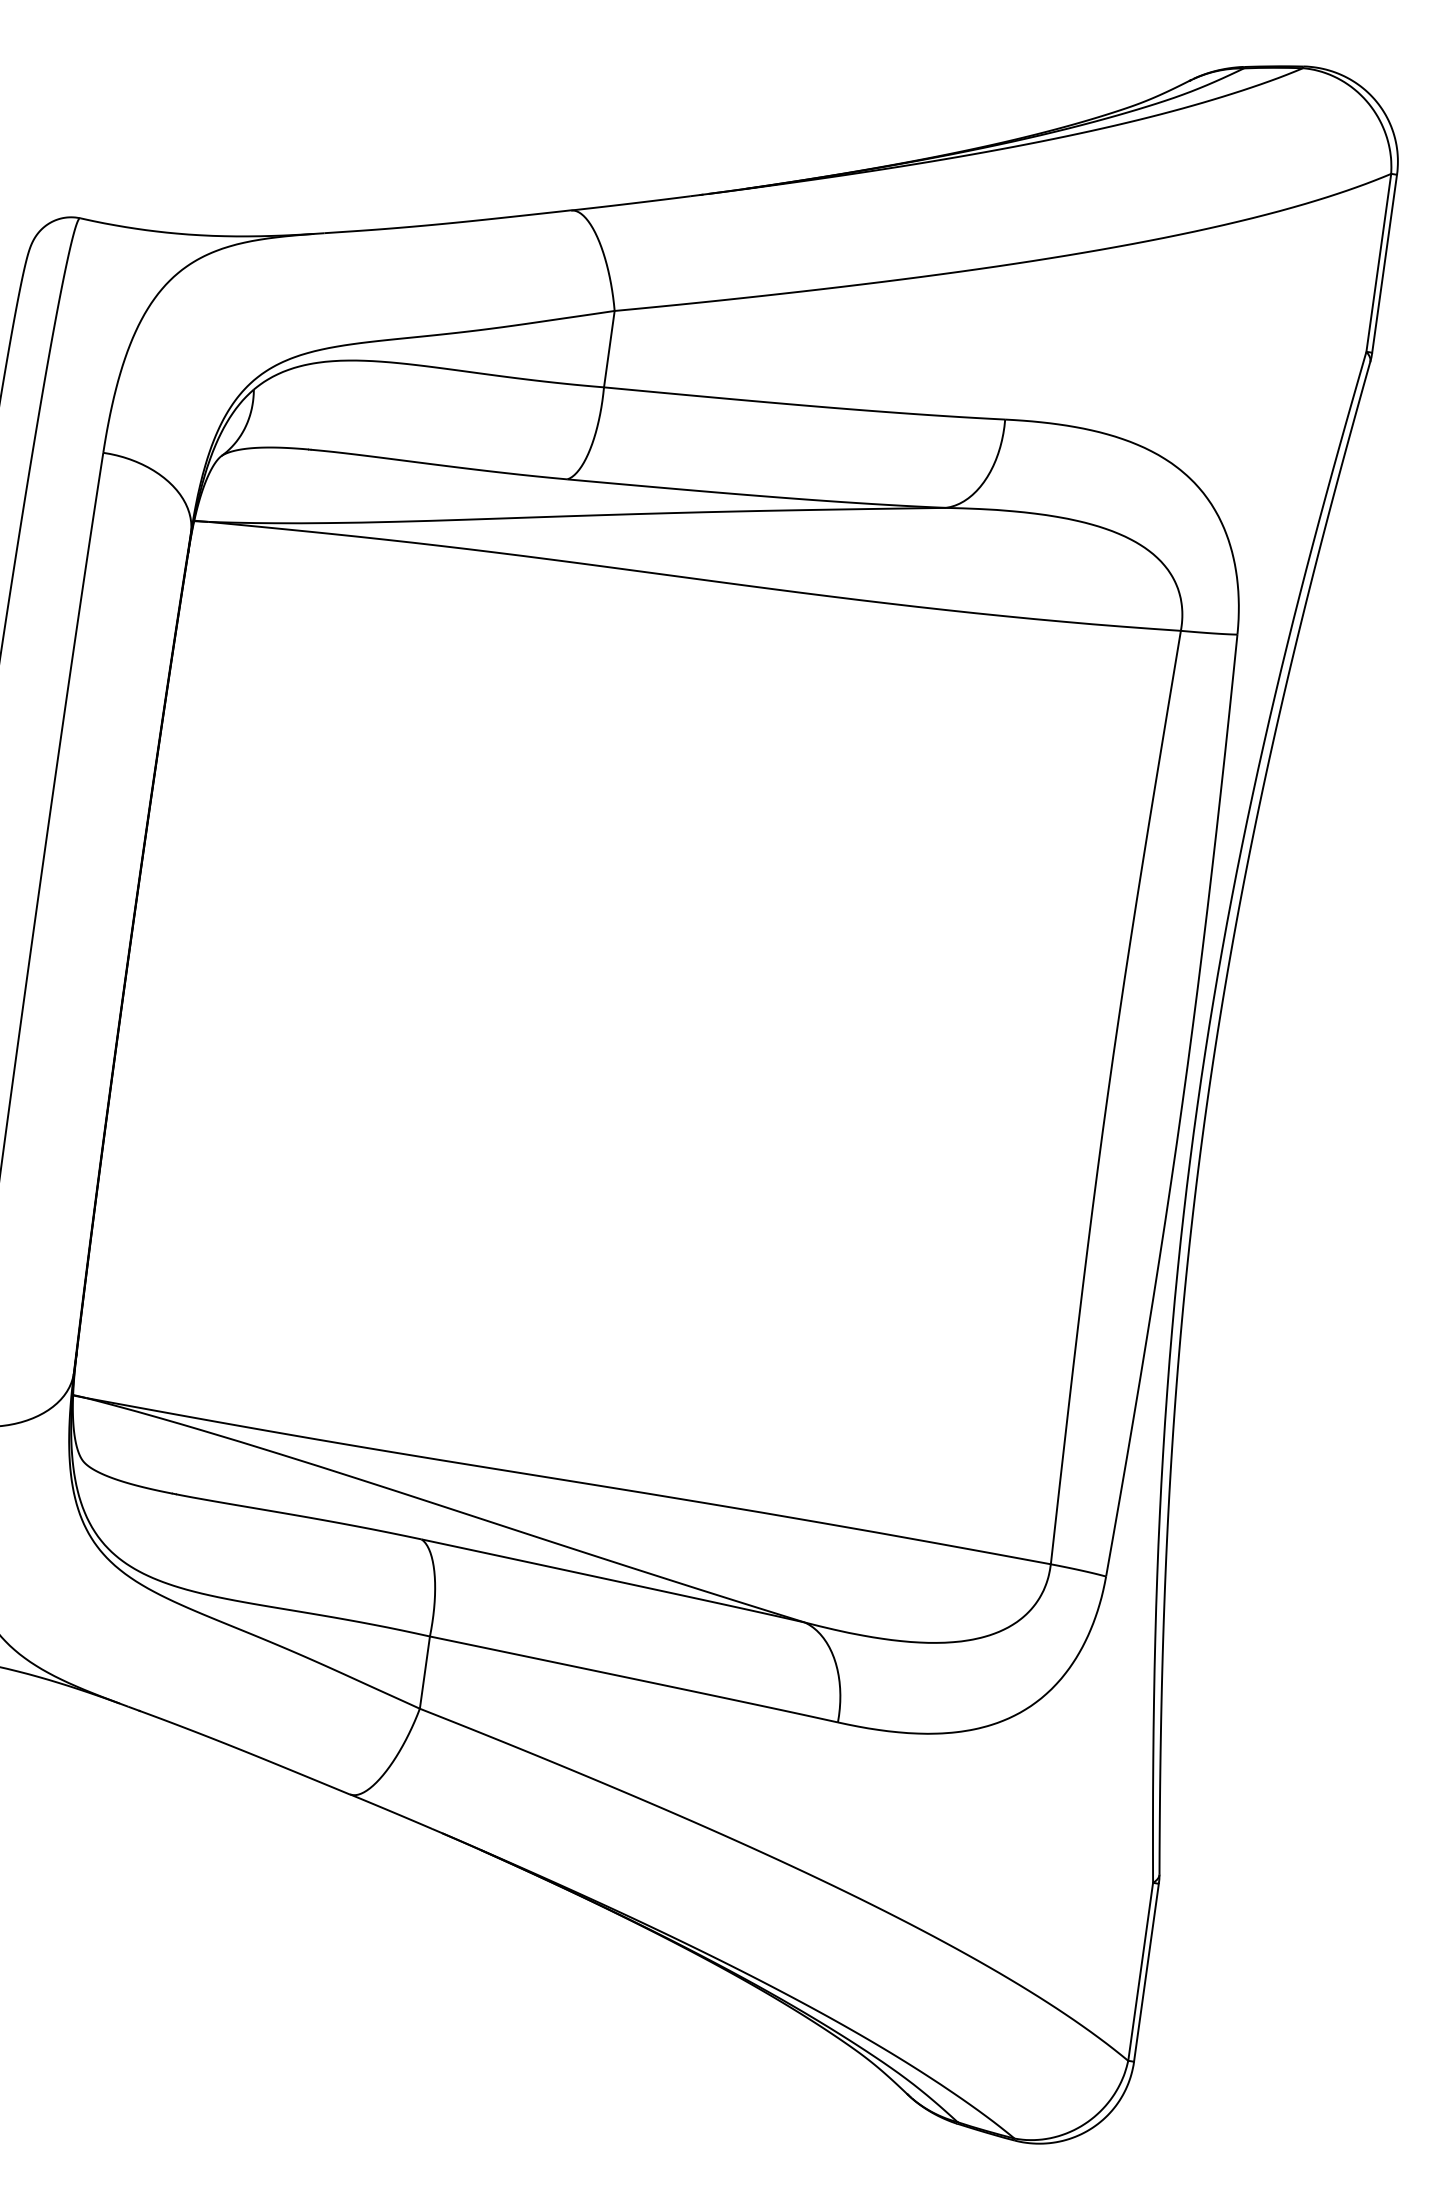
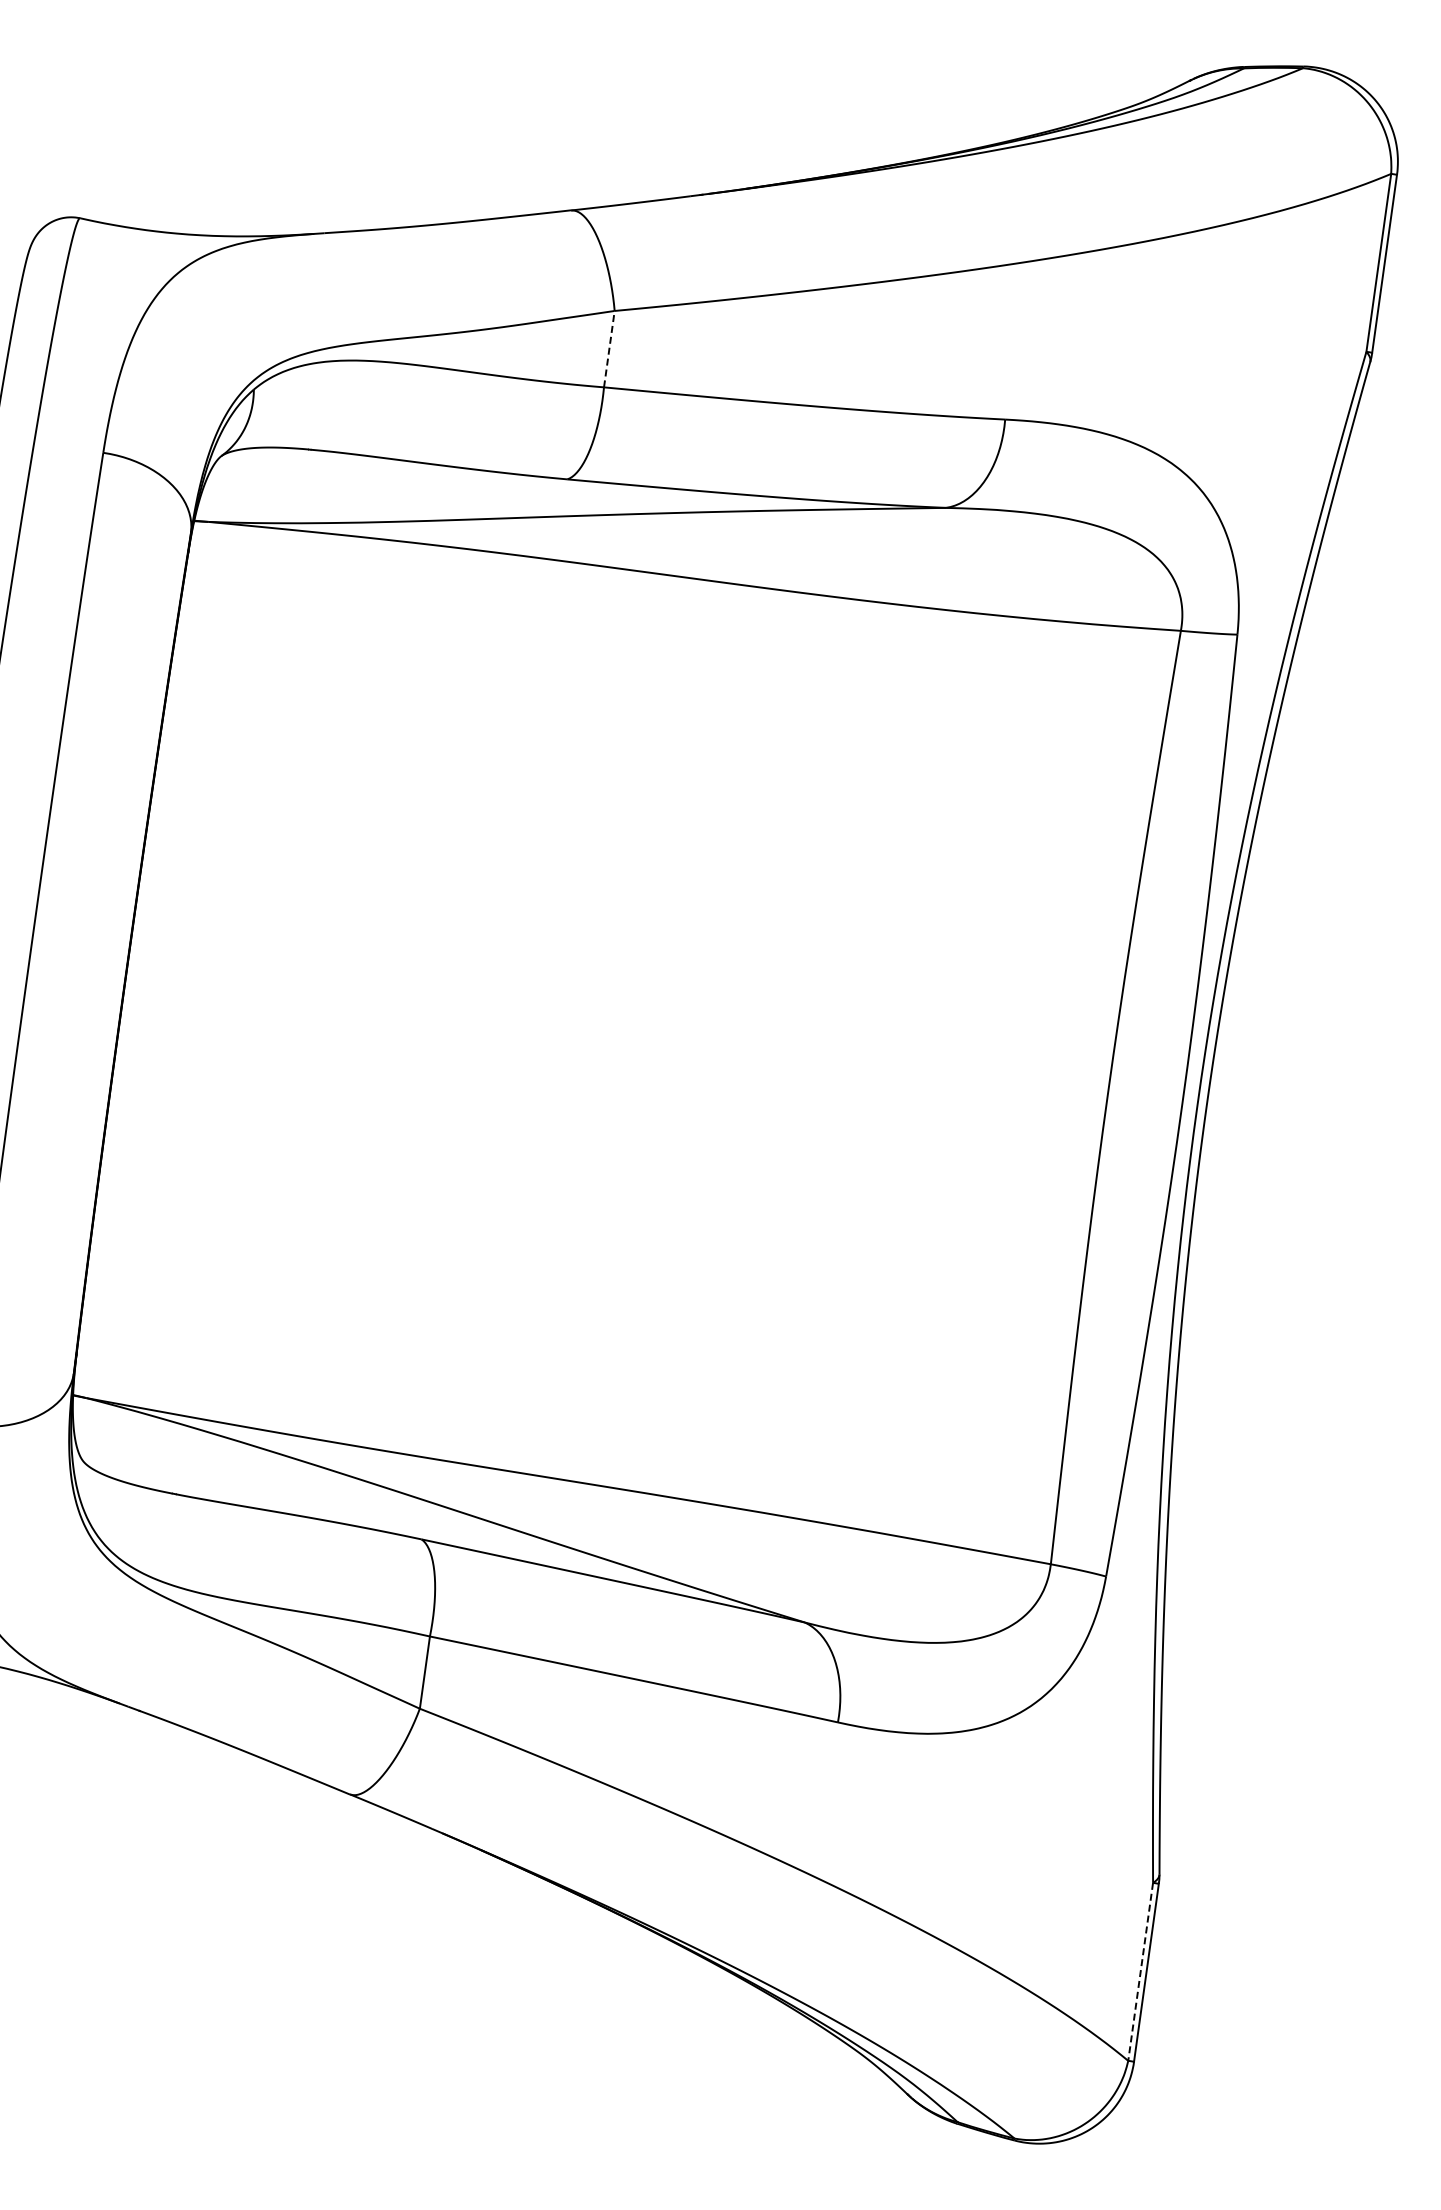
line: solid -> dashed (609, 349)
line: solid -> dashed (1140, 1971)
